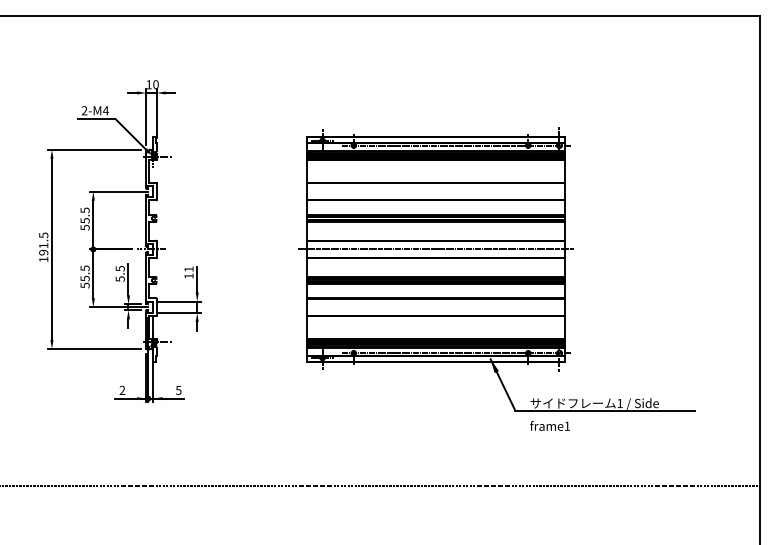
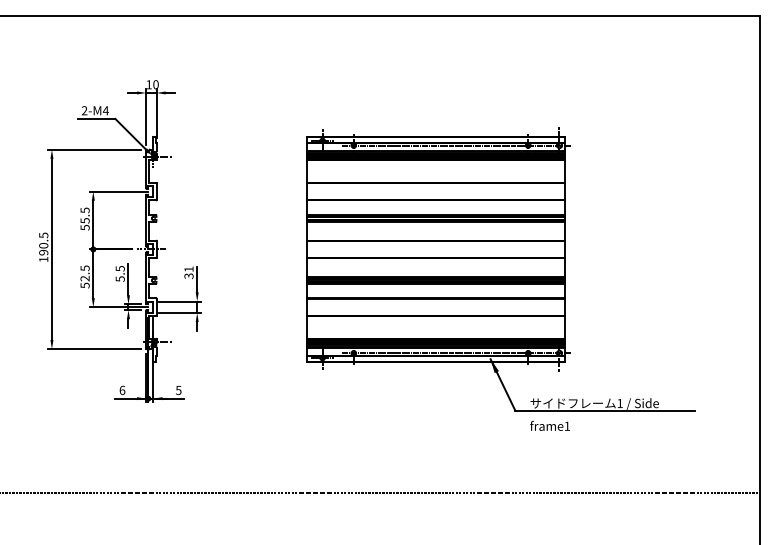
text: 191.5 -> 190.5 (43, 245)
line: present -> none (435, 249)
text: 11 -> 31 (188, 275)
text: 55.5 -> 52.5 (84, 278)
text: 2 -> 6 (122, 390)
line position: (381, 486) -> (381, 493) (381, 493)
